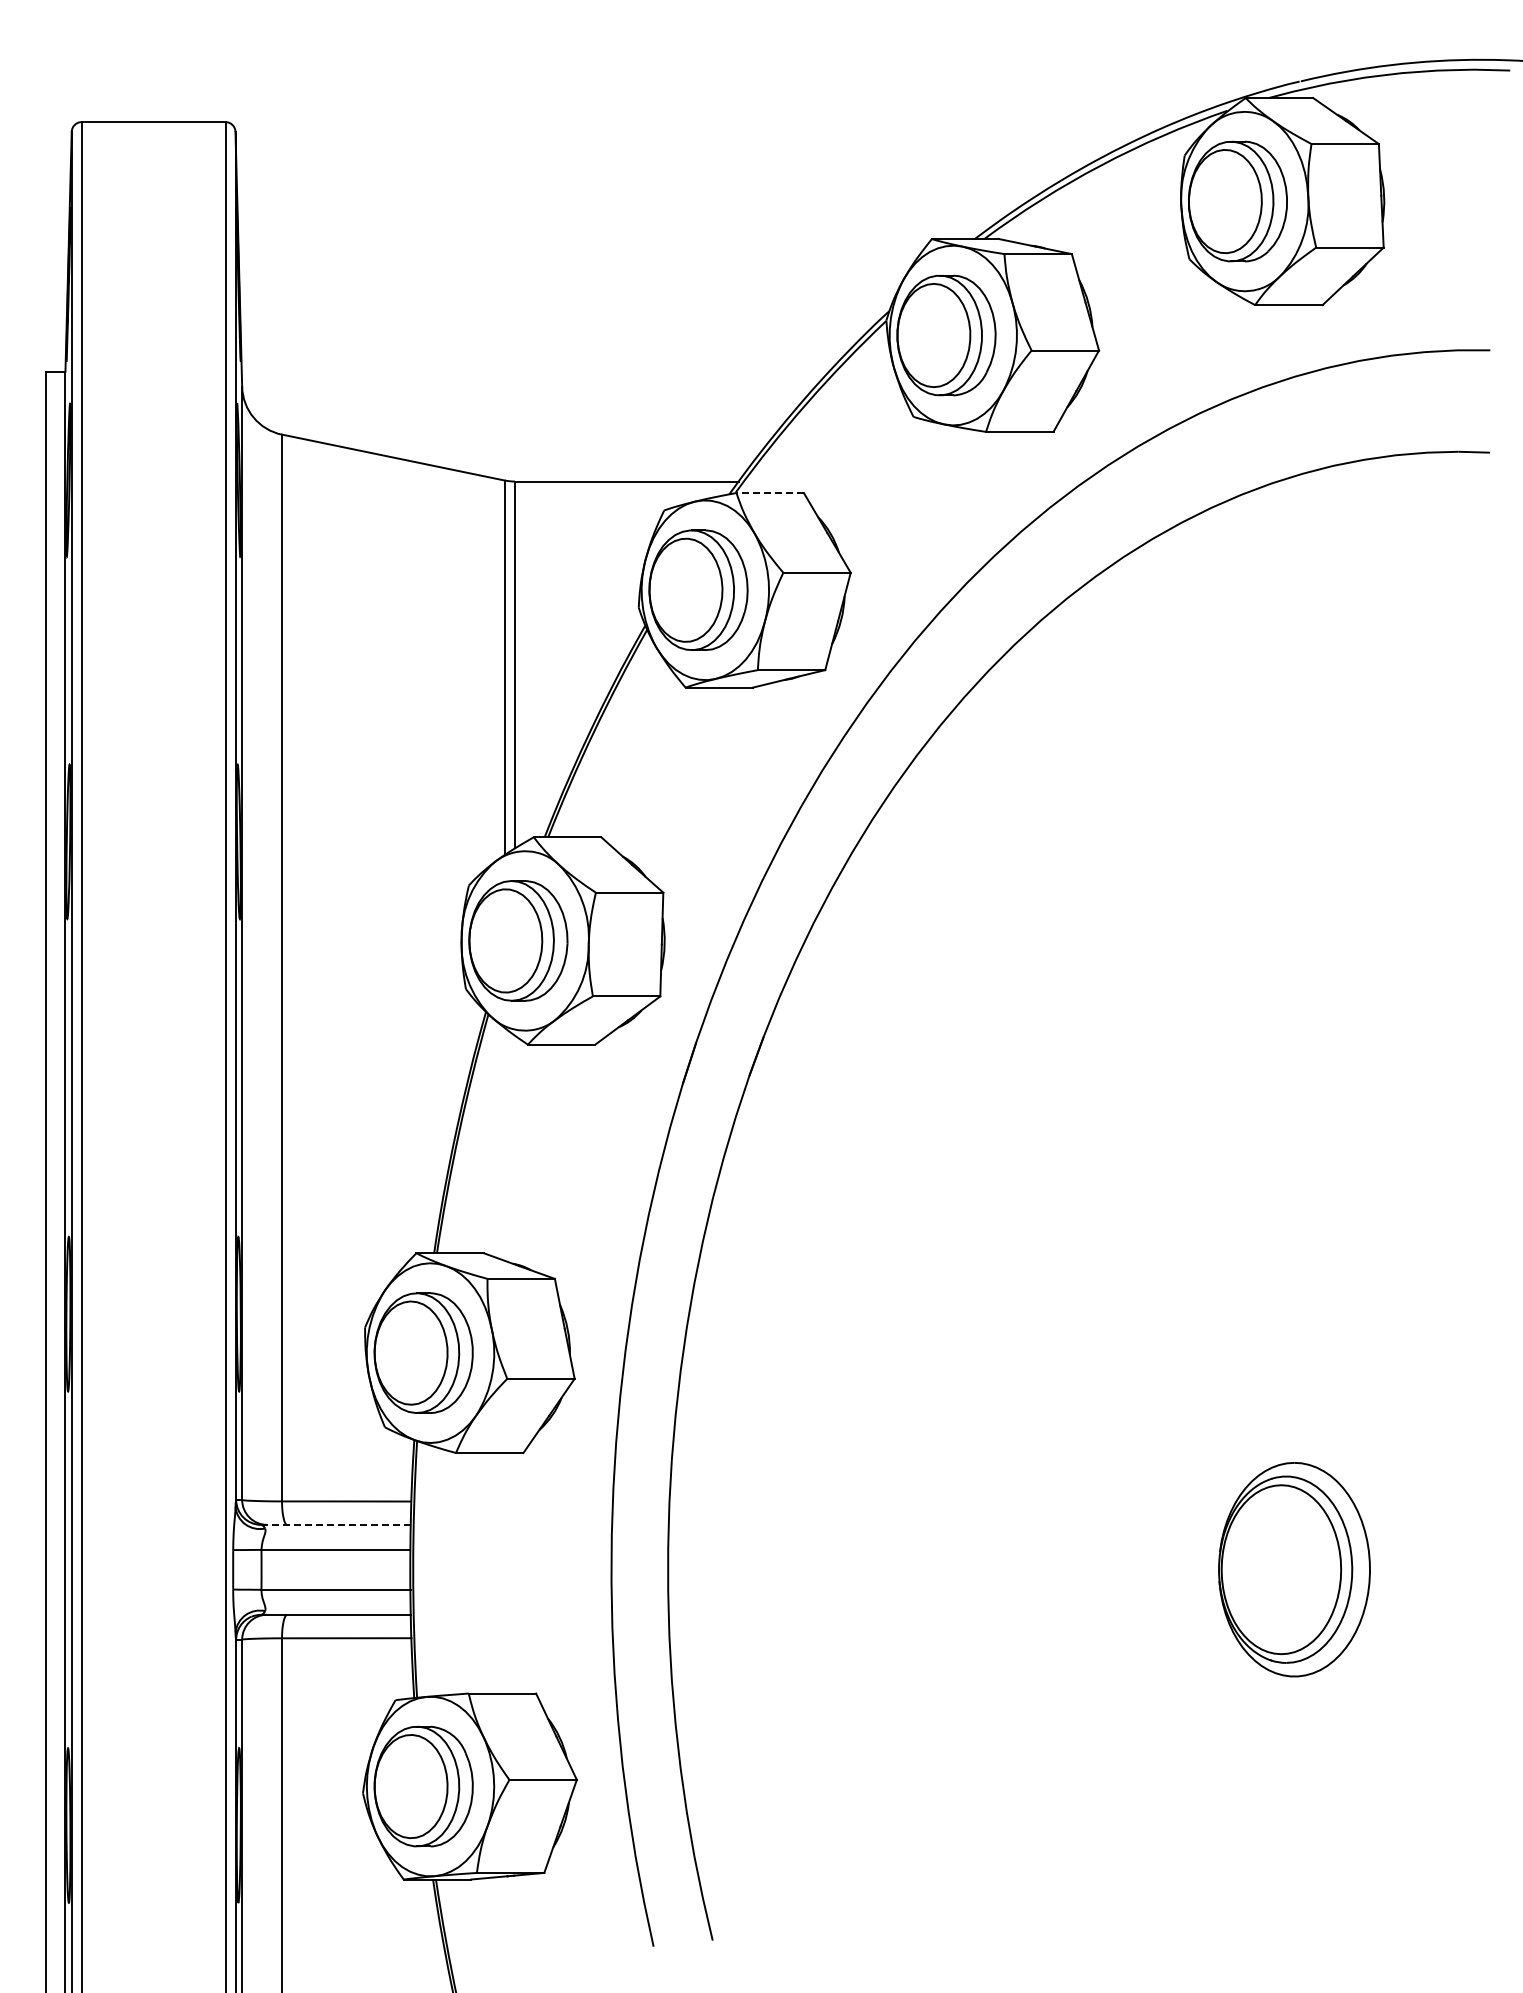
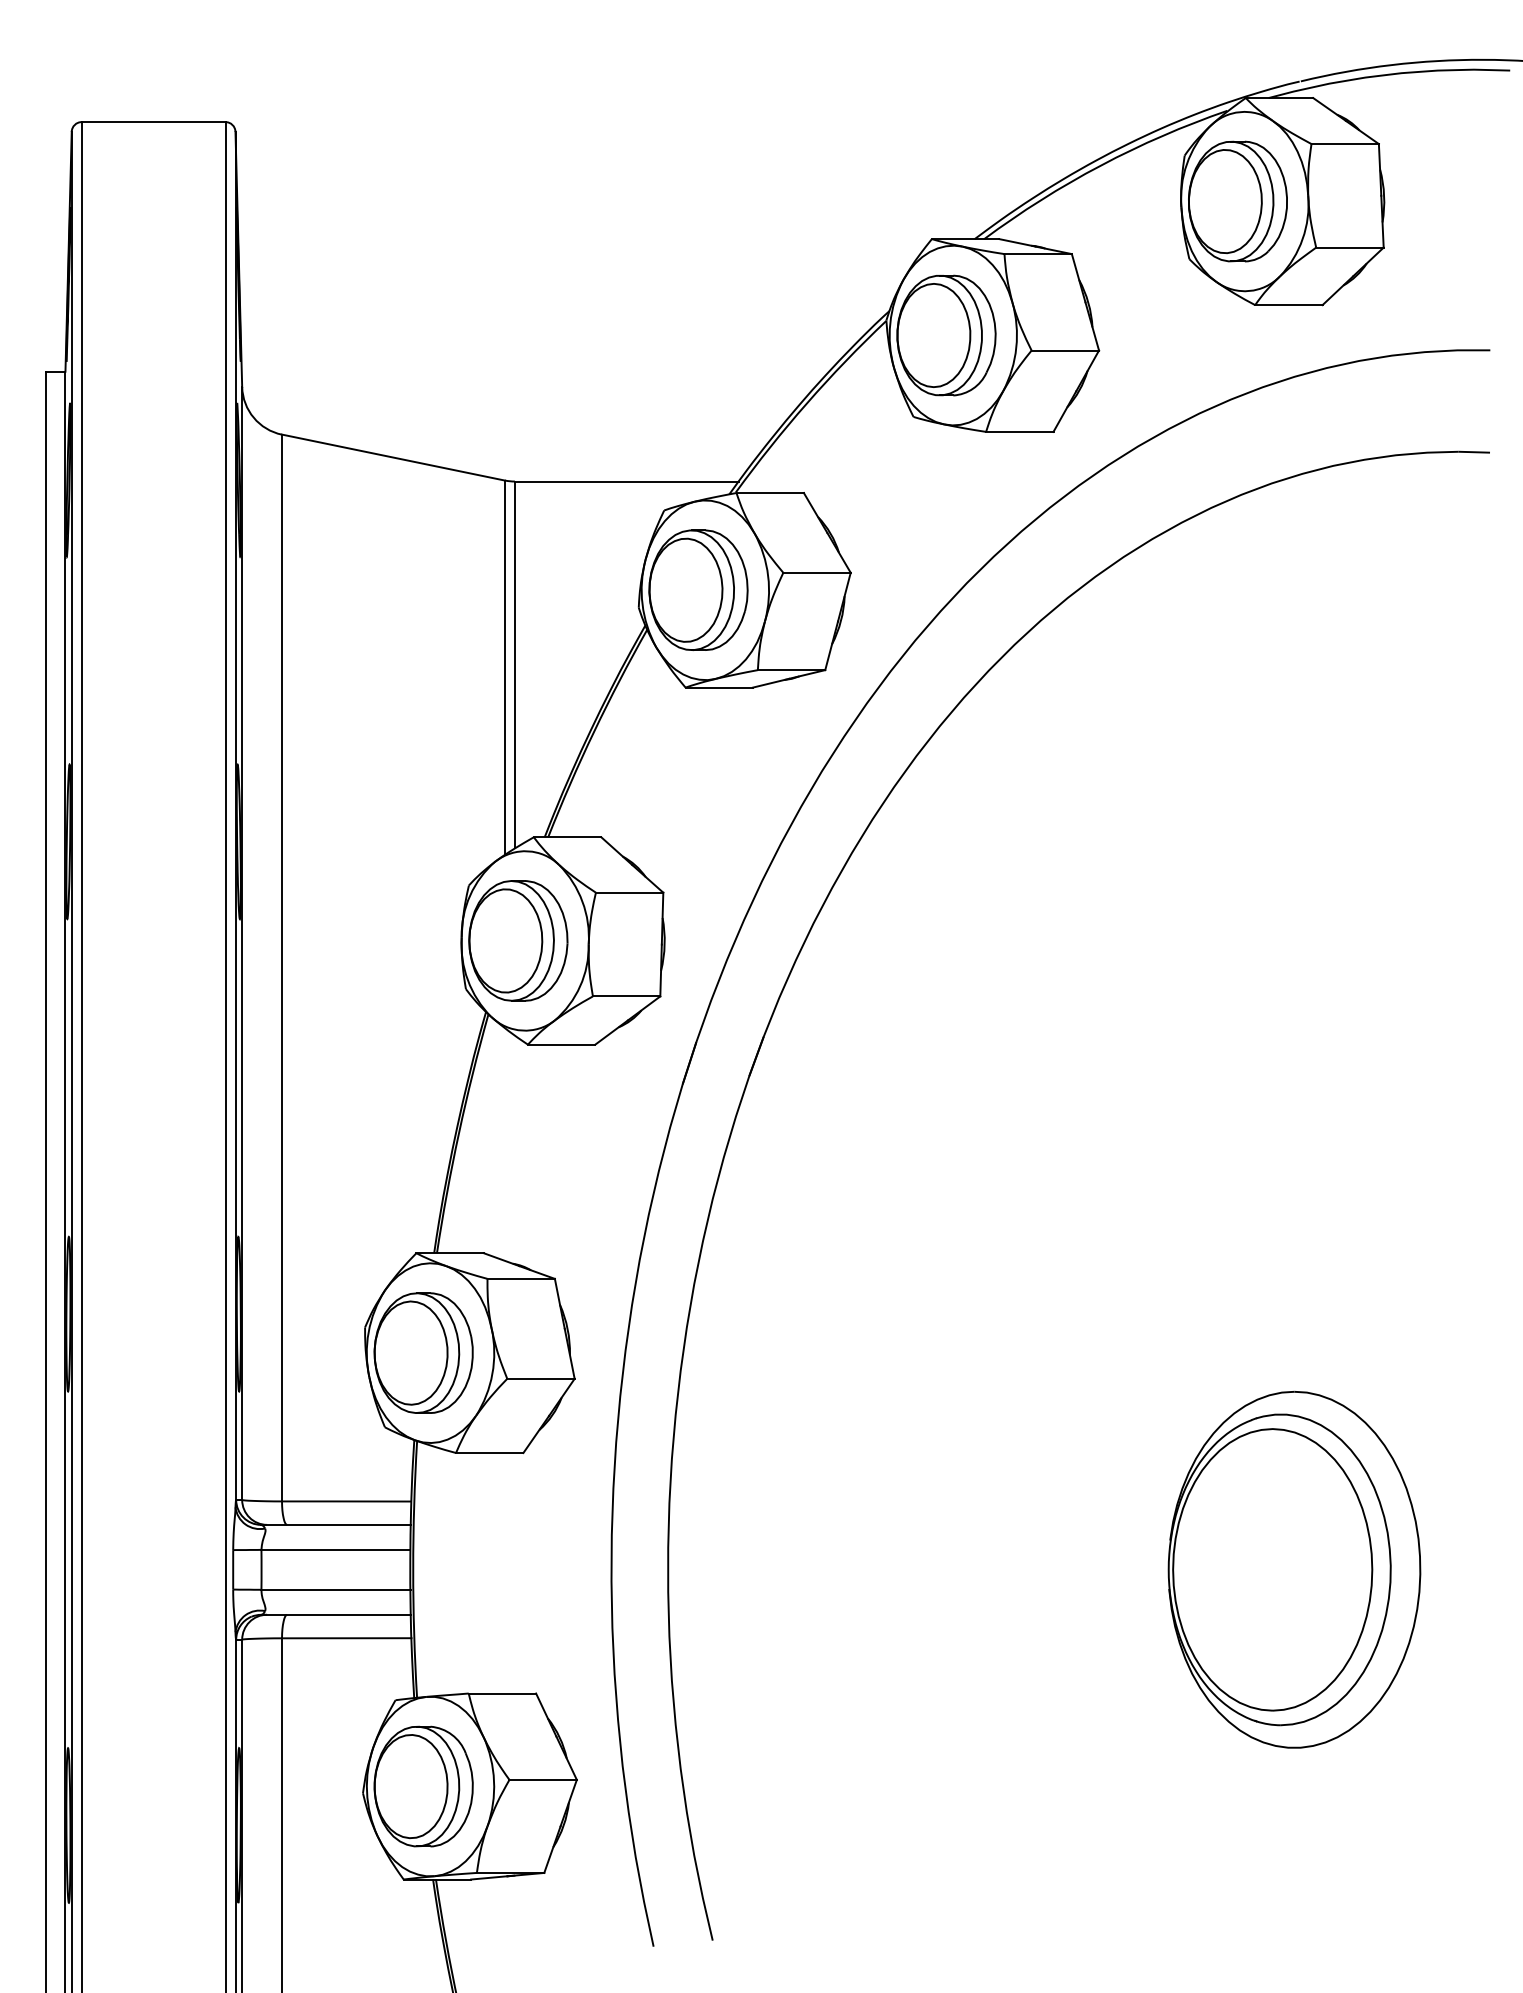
line: dashed -> solid (770, 493)
line: dashed -> solid (335, 1524)
part size: 153x216 px -> 255x359 px (1294, 1569)
